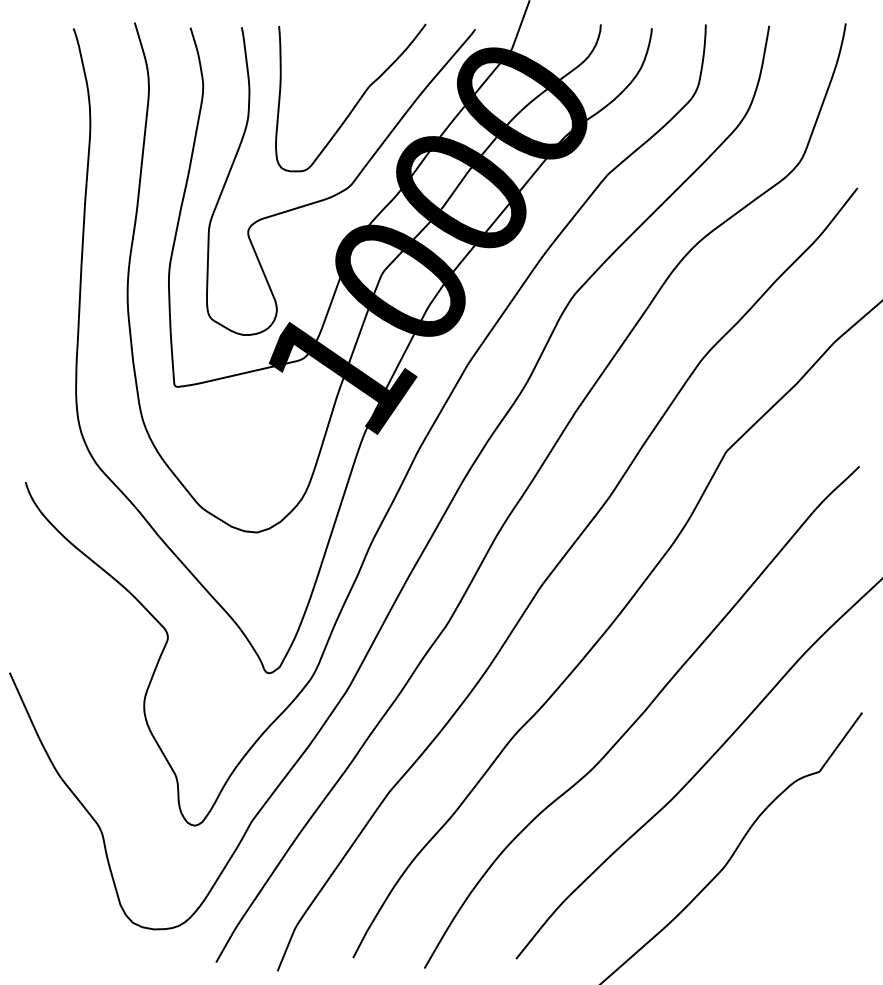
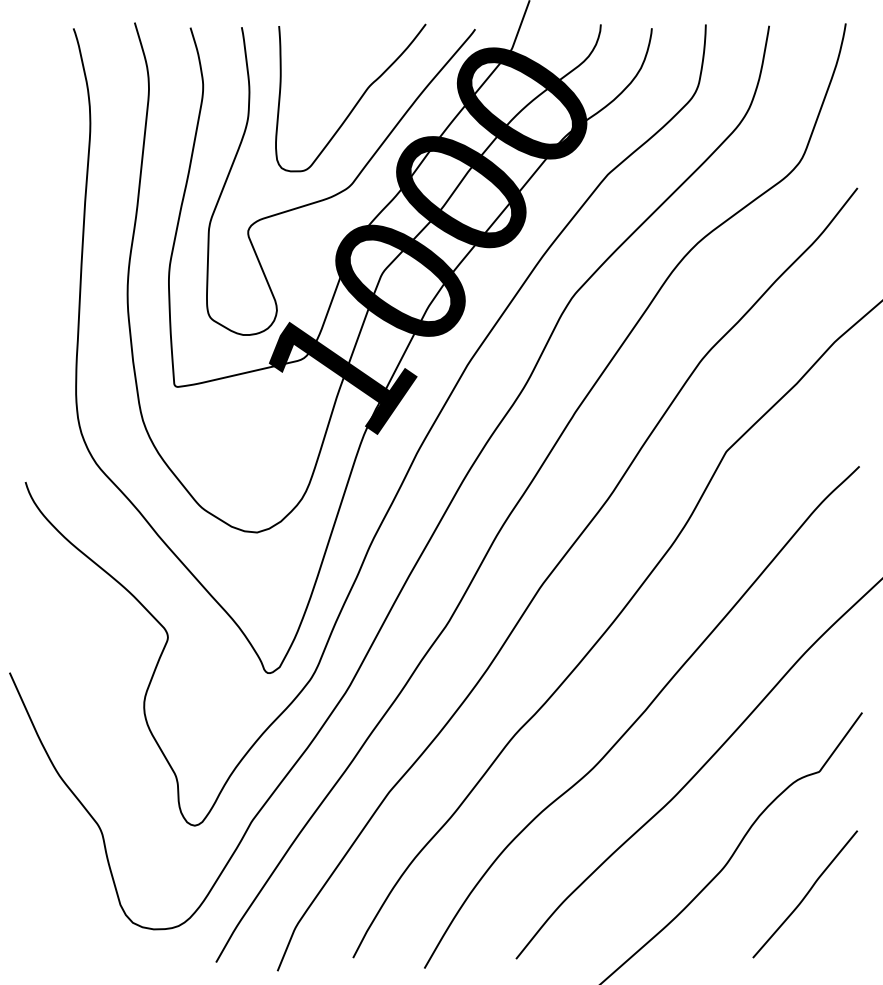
curve: none -> present (805, 894)
